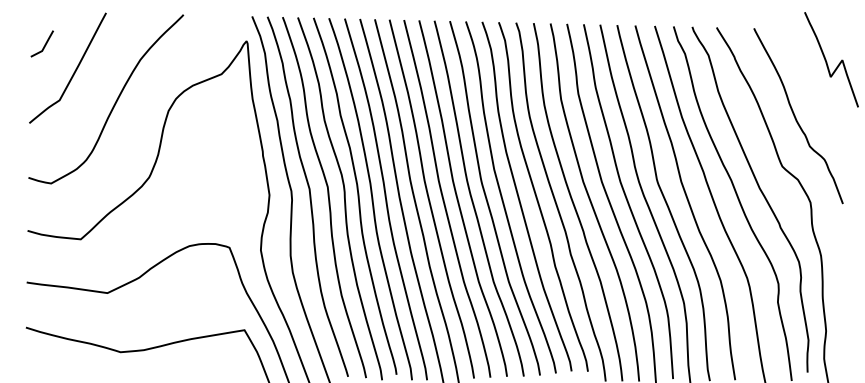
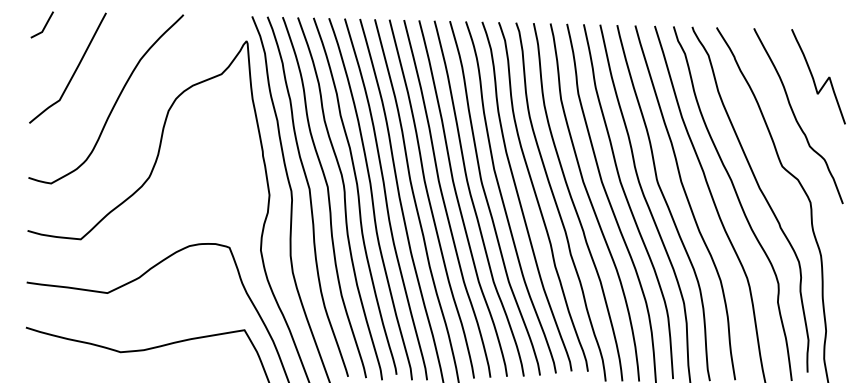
line position: (44, 44) -> (44, 25) (44, 25)
curve position: (826, 59) -> (813, 76) (813, 76)
